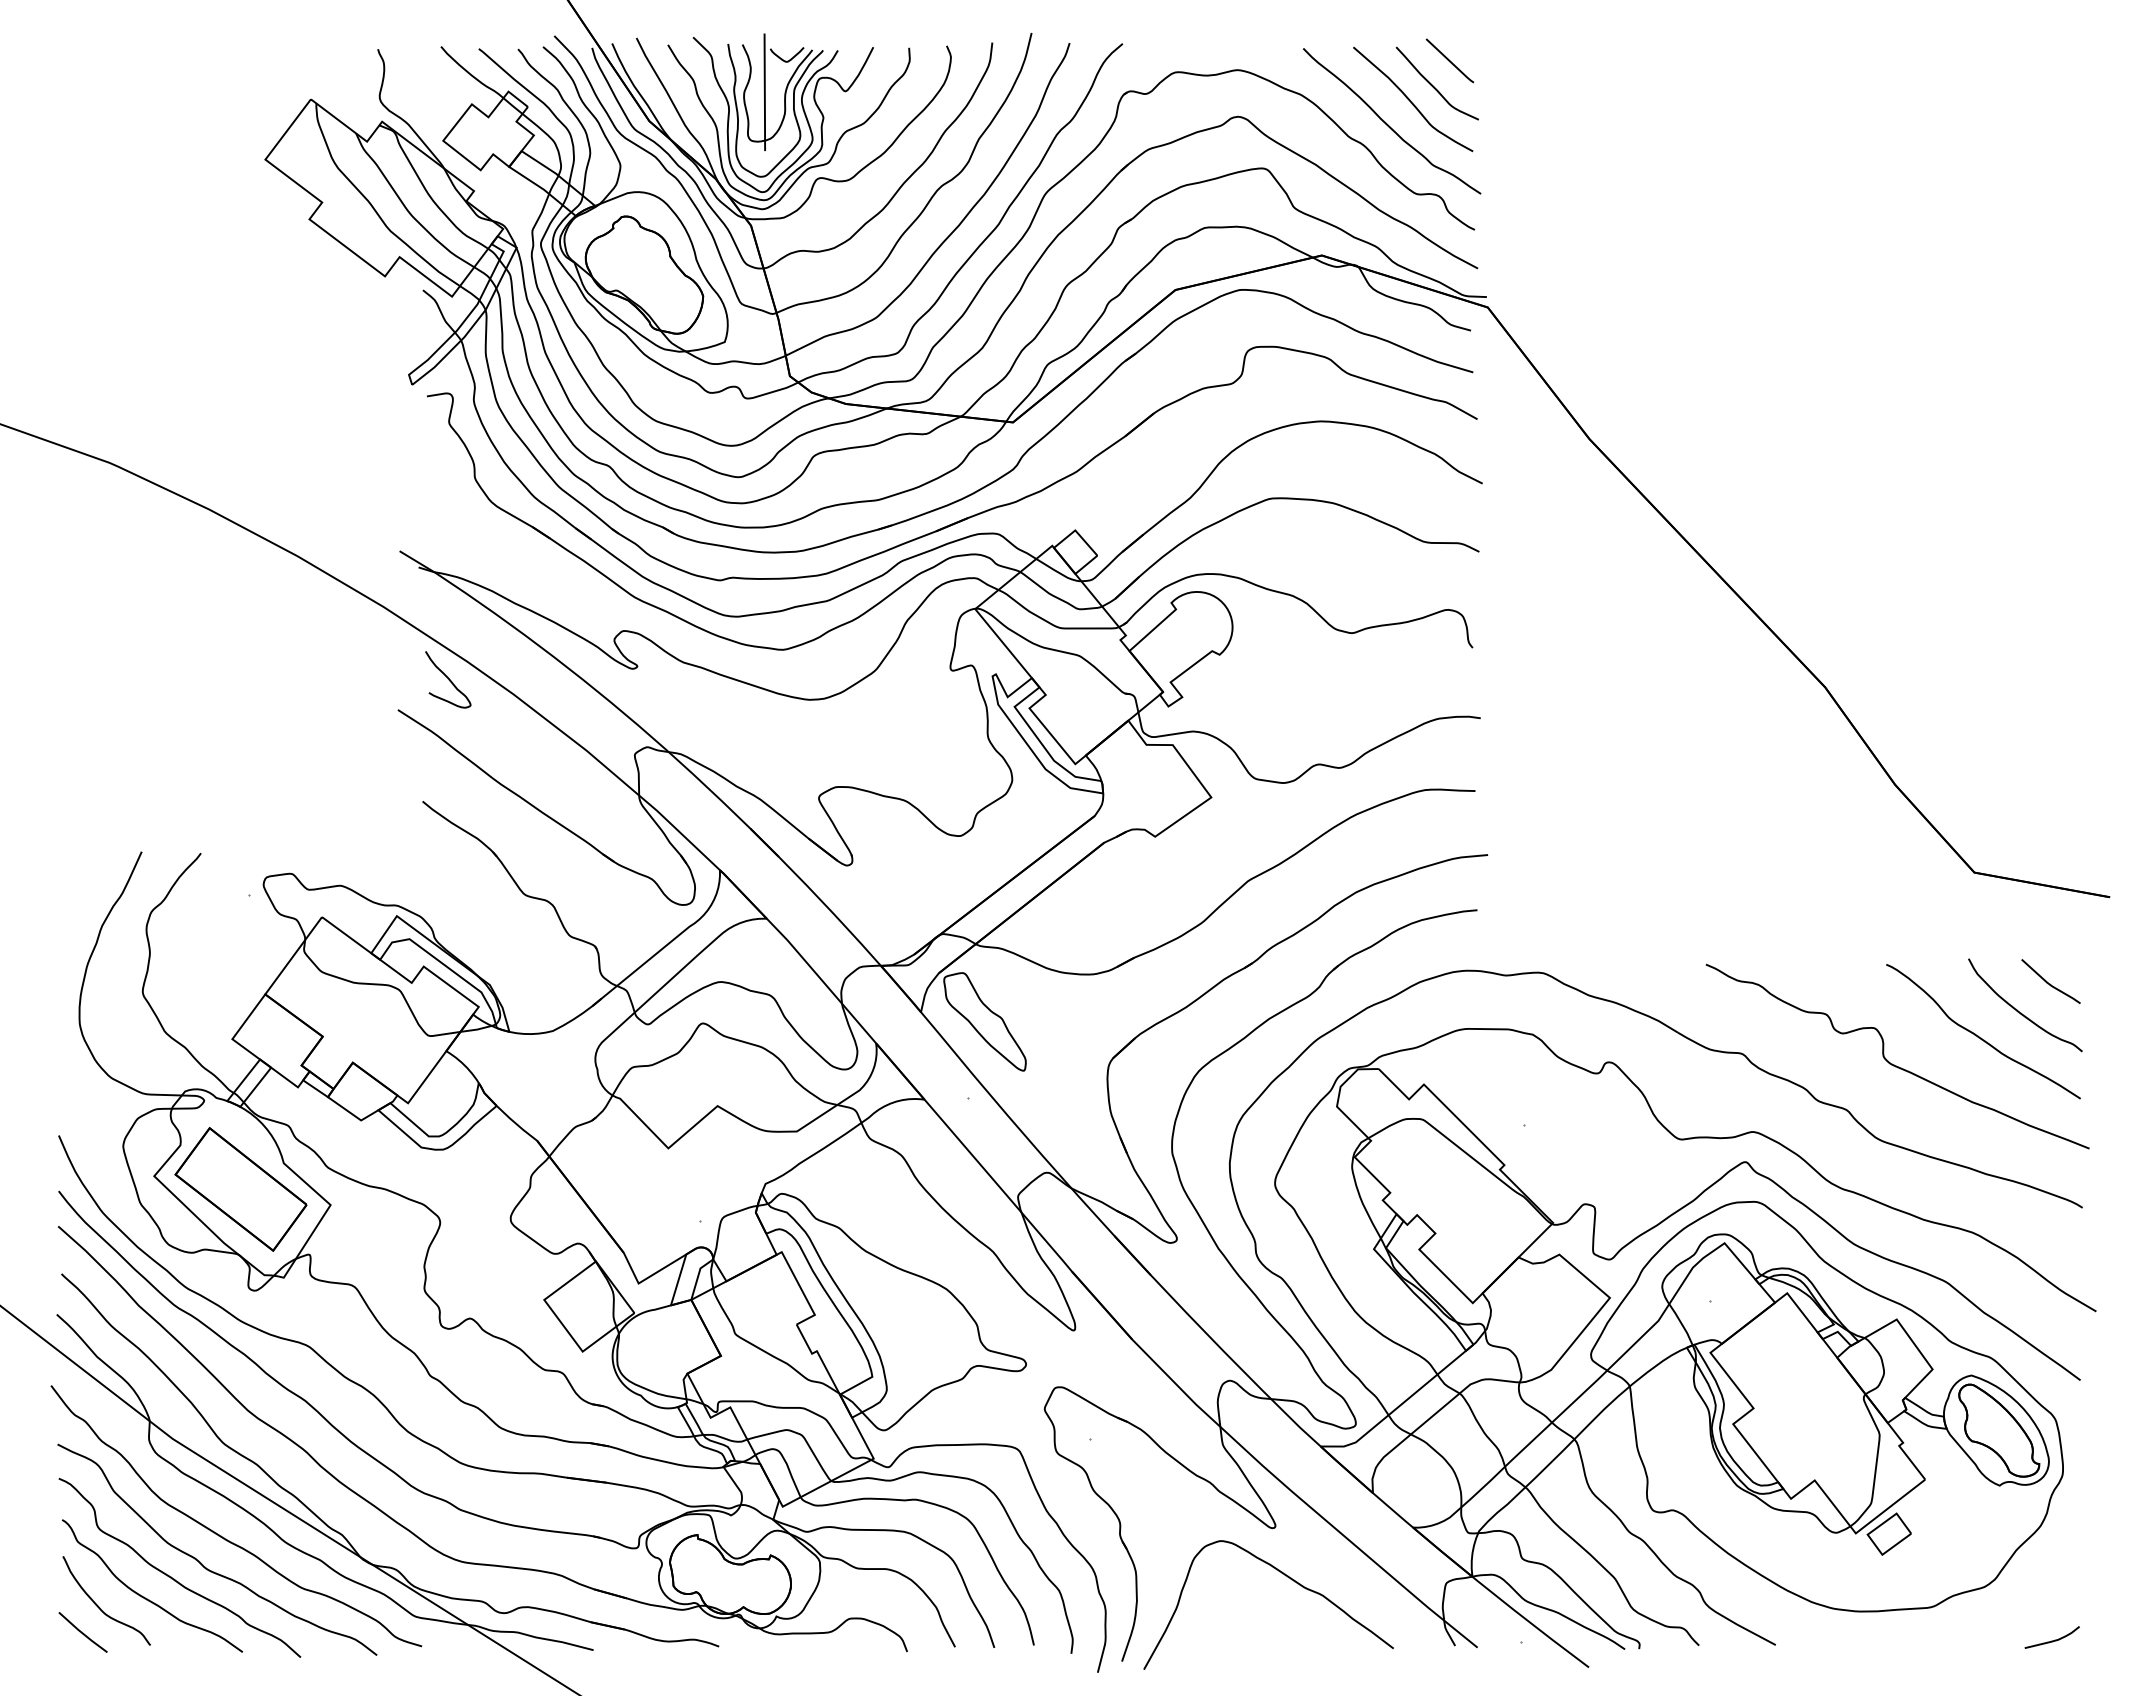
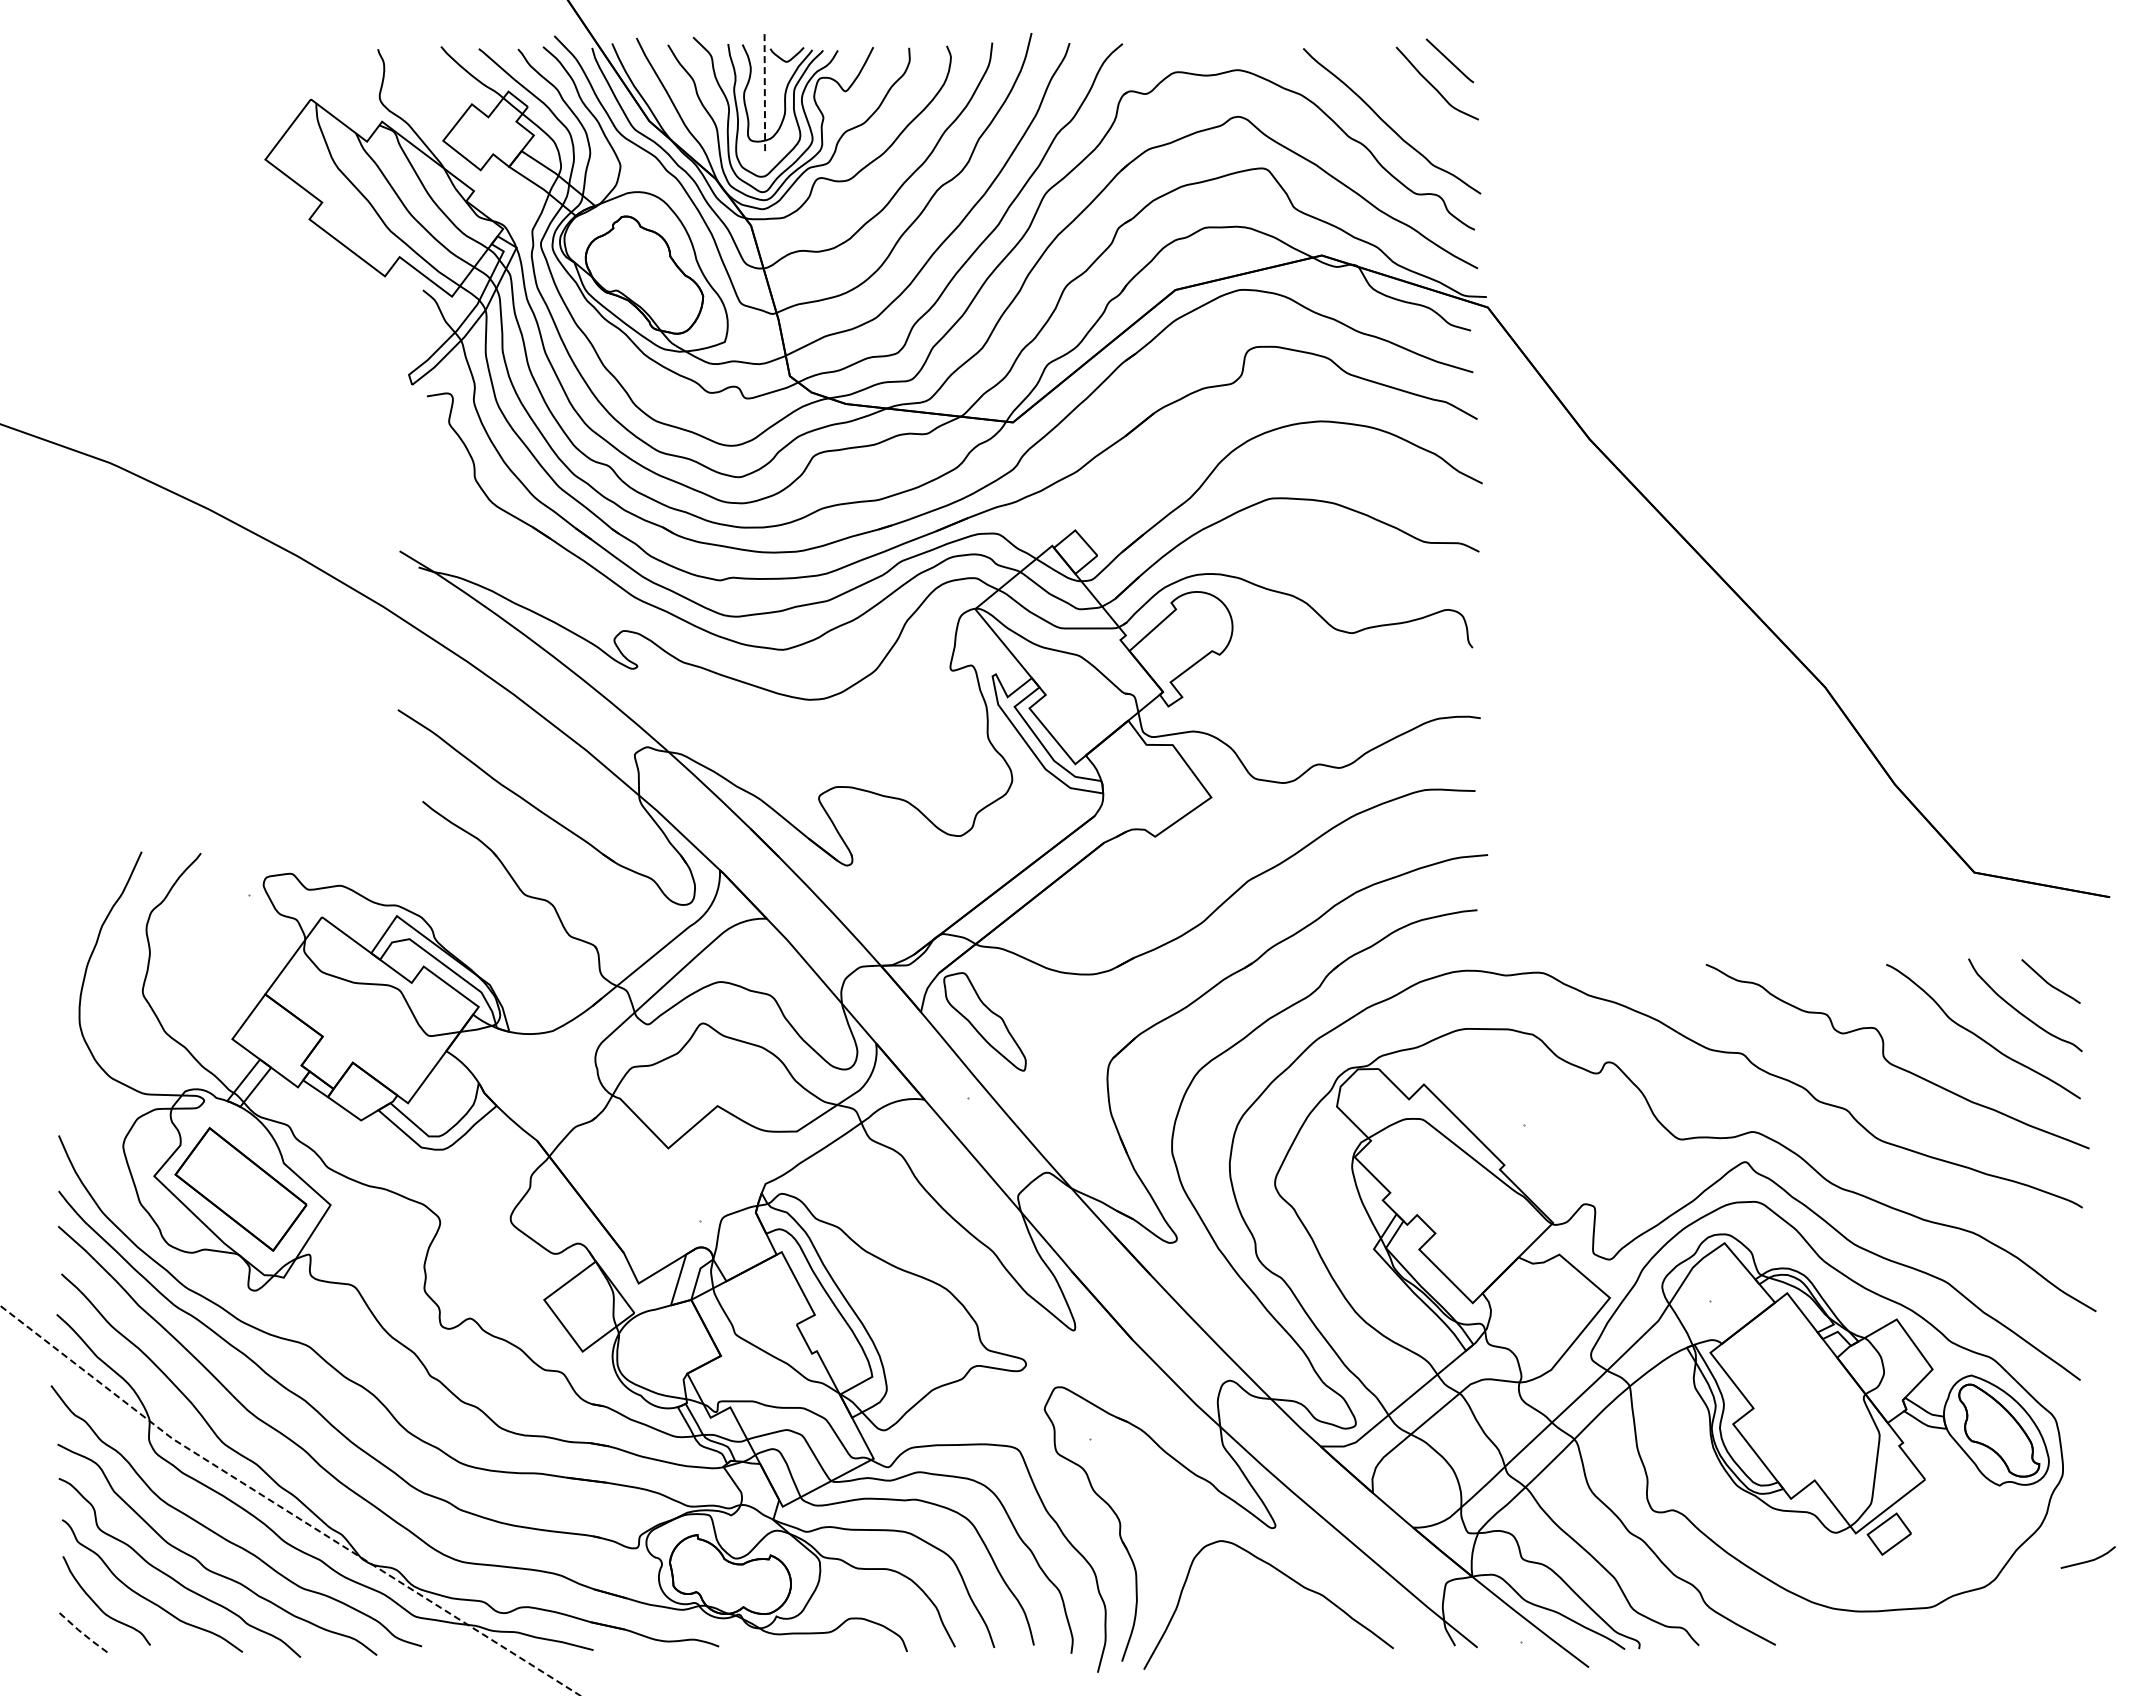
line: solid -> dashed (764, 92)
curve: present -> none (1411, 101)
curve: present -> none (448, 679)
line: solid -> dashed (284, 1509)
line: solid -> dashed (82, 1633)
curve position: (2051, 1640) -> (2087, 1560) (2087, 1560)
